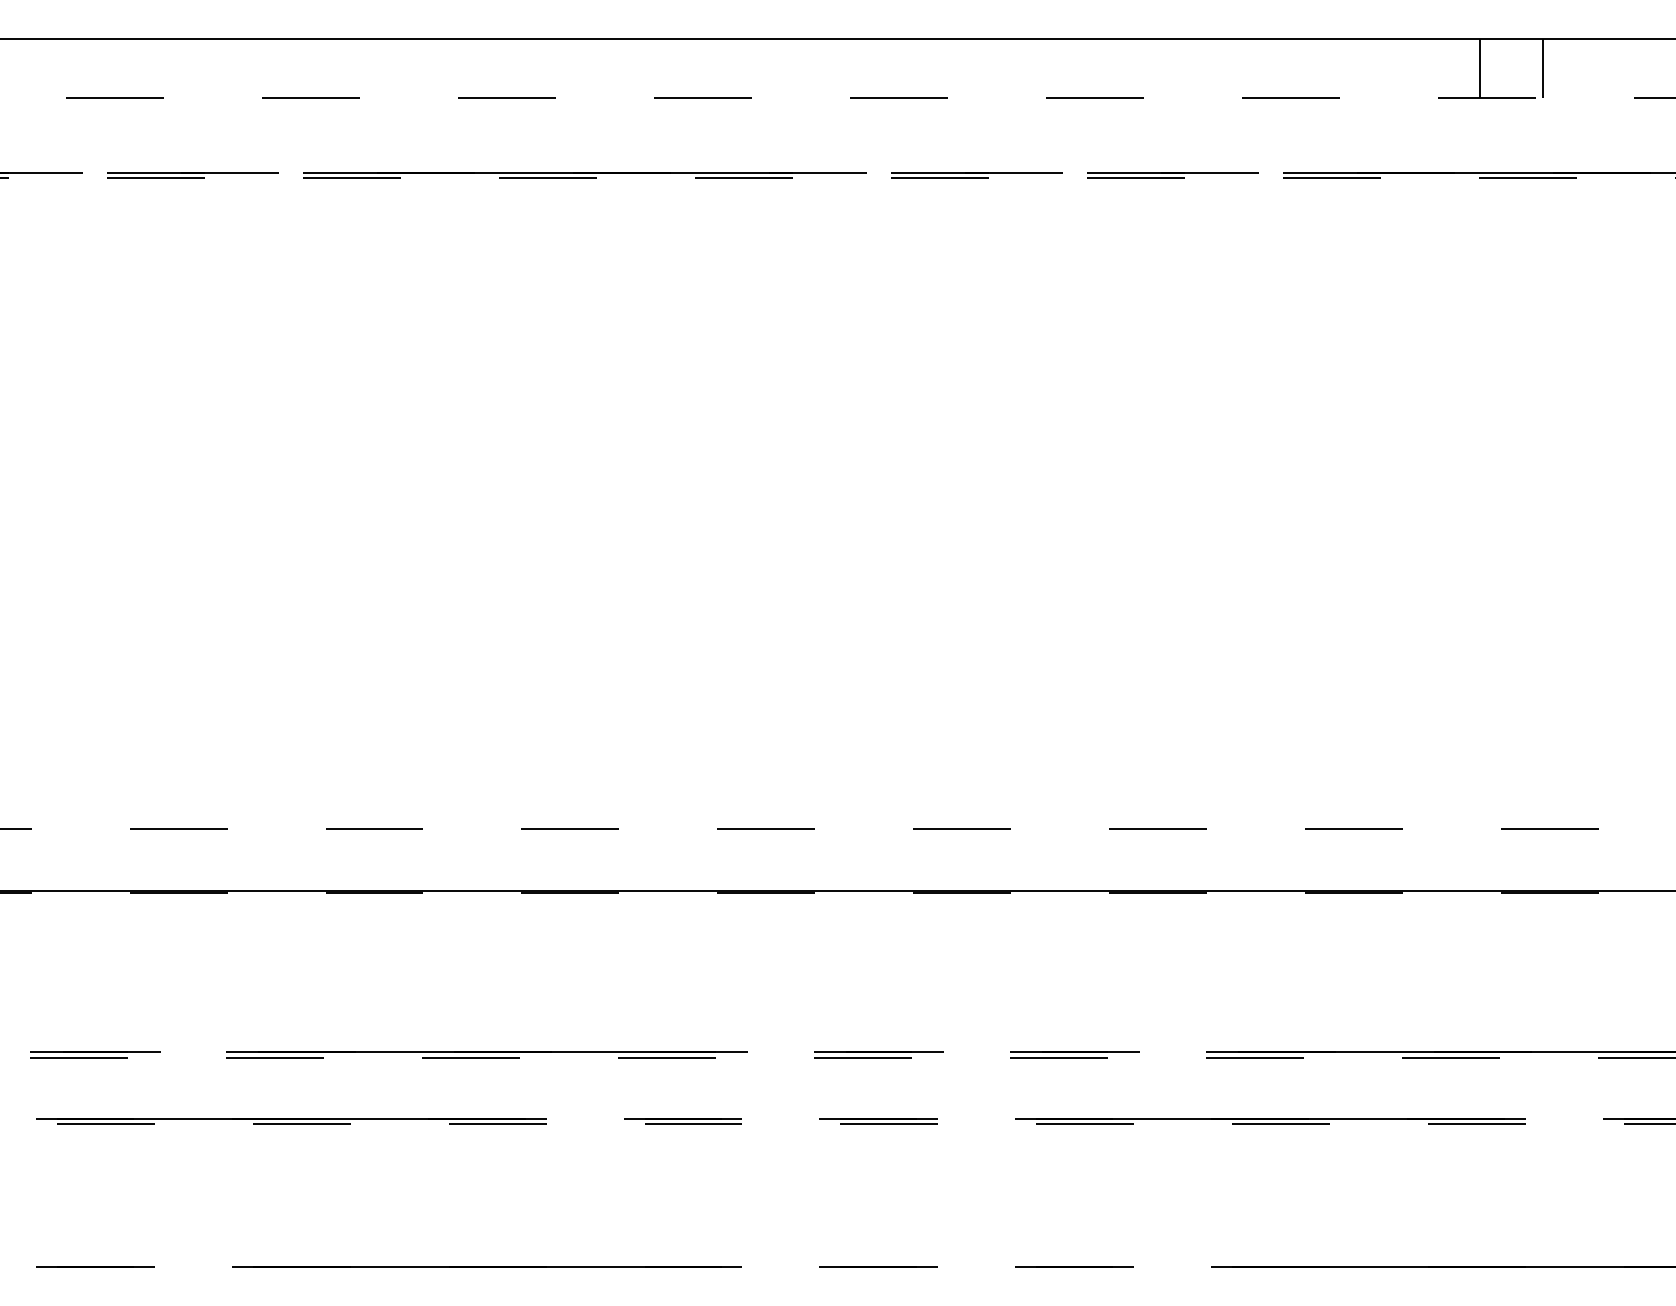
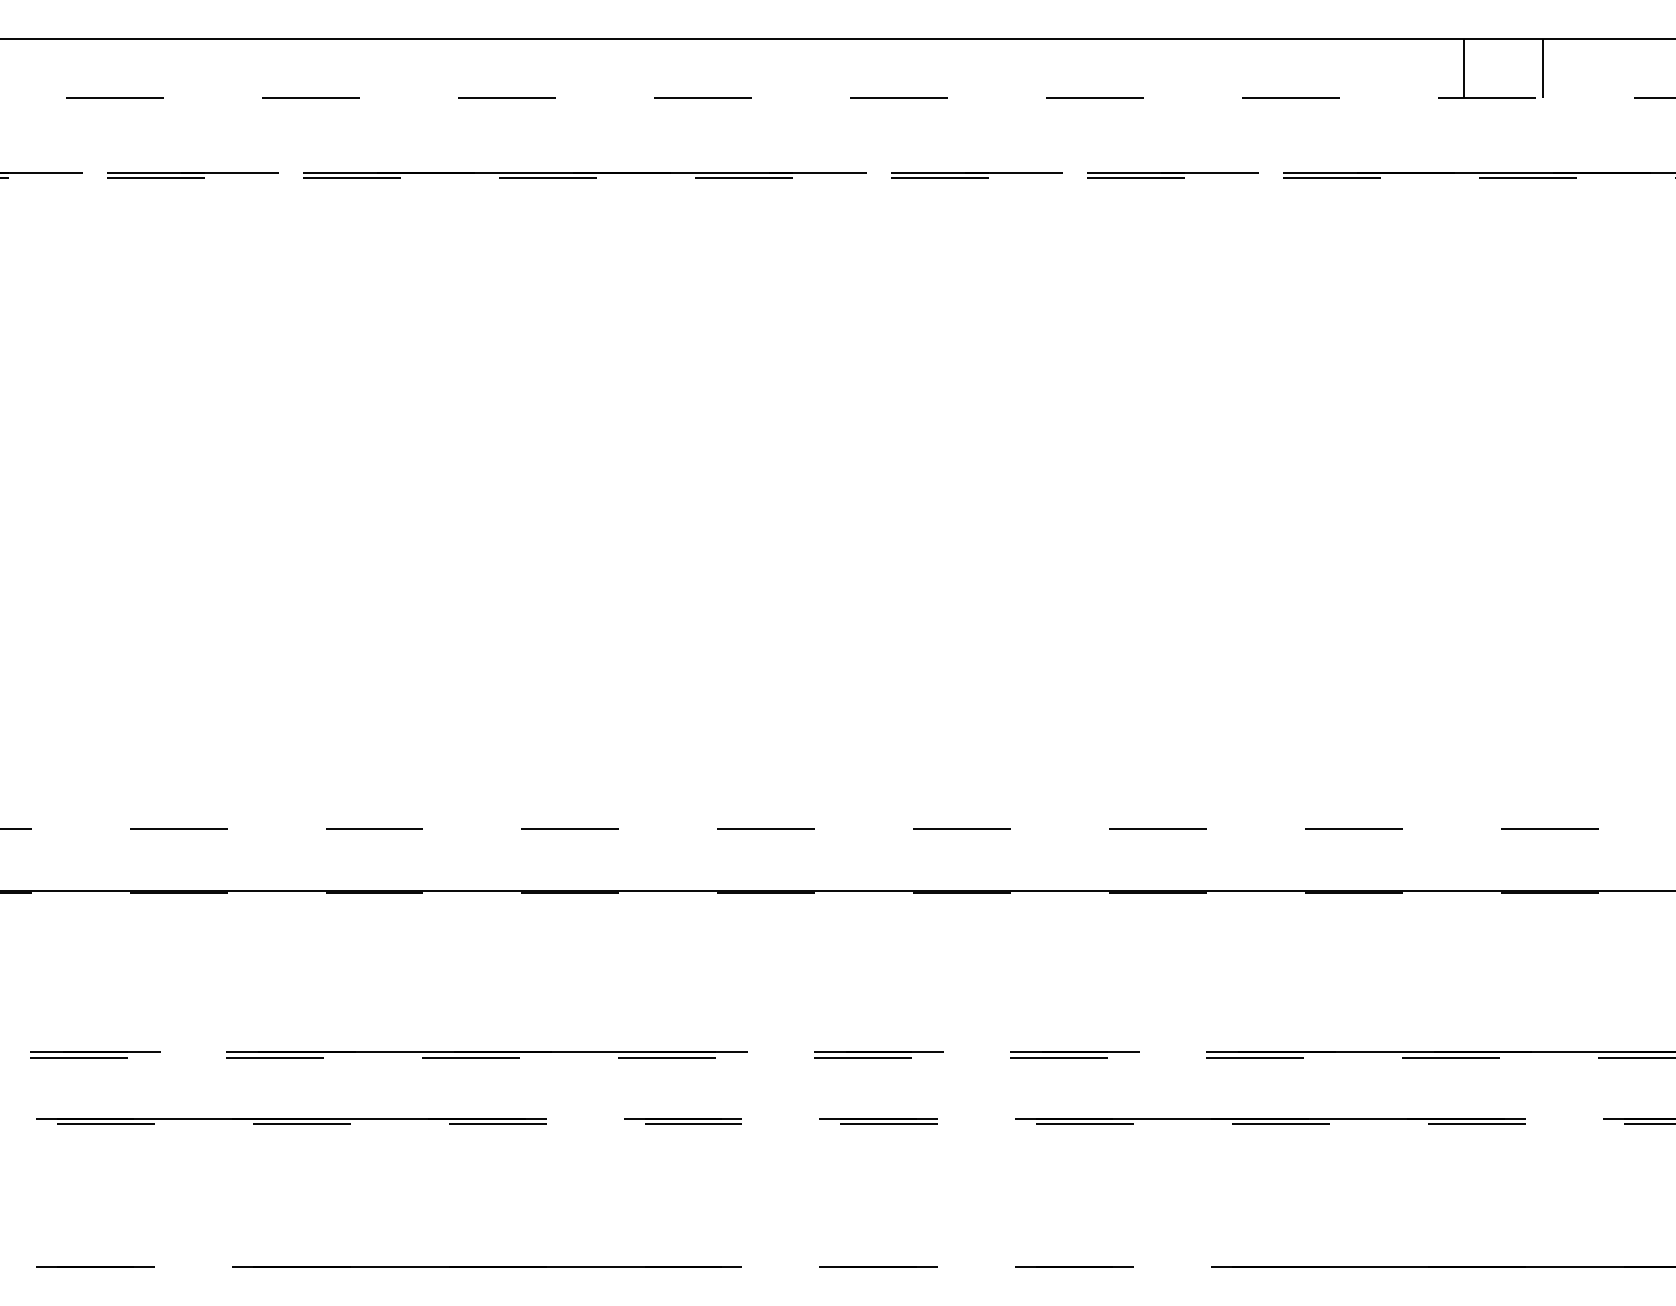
line position: (1480, 68) -> (1464, 68) (1464, 68)
